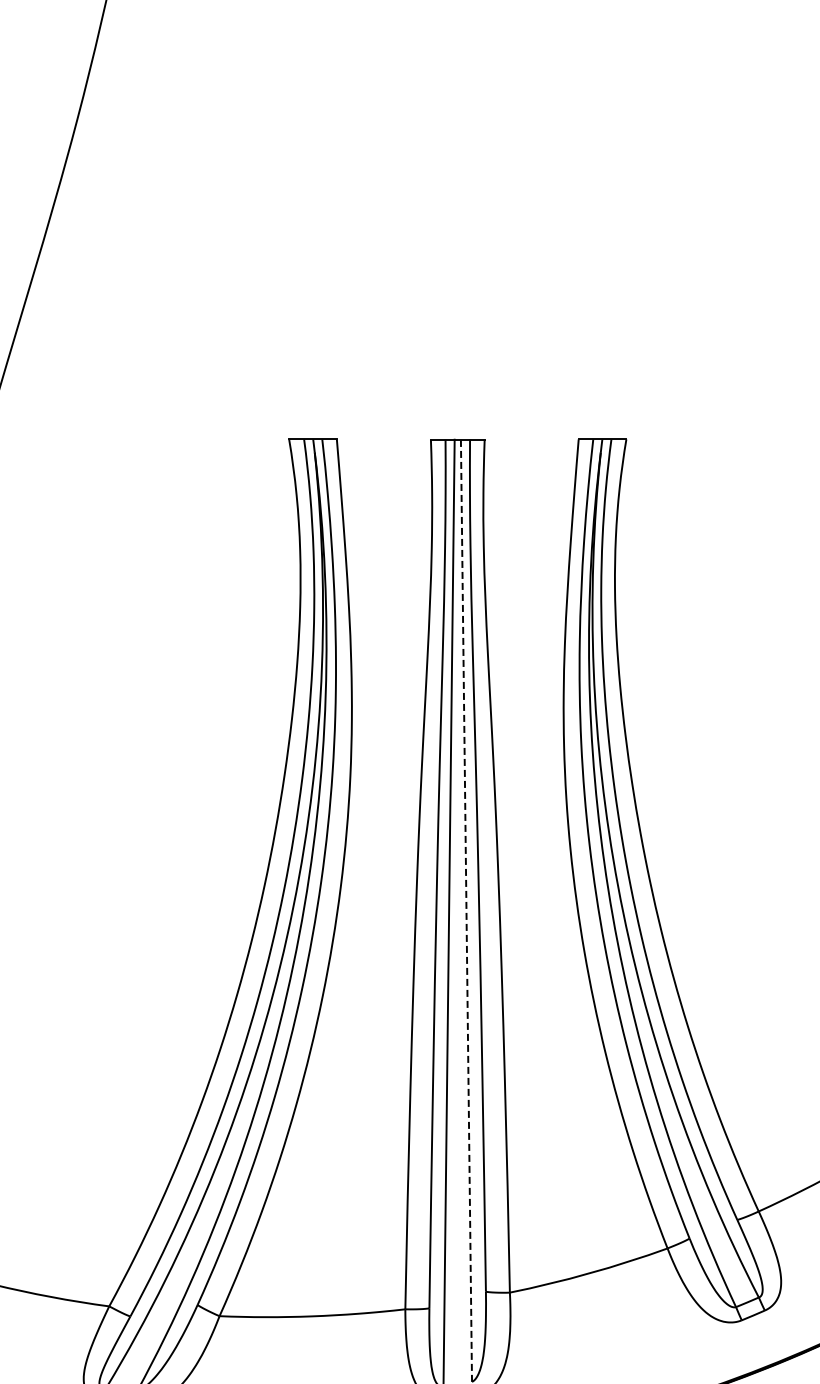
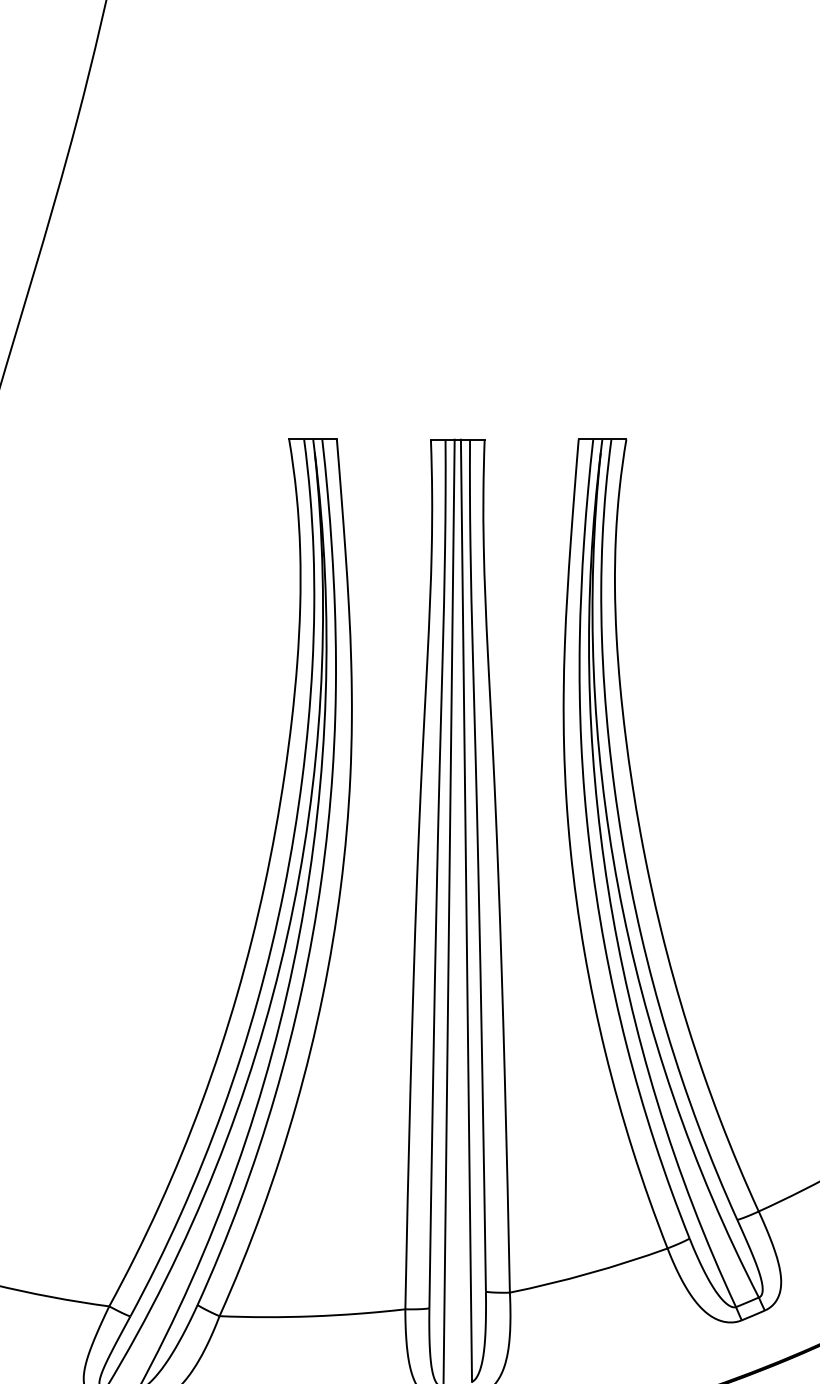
line: dashed -> solid (466, 910)
